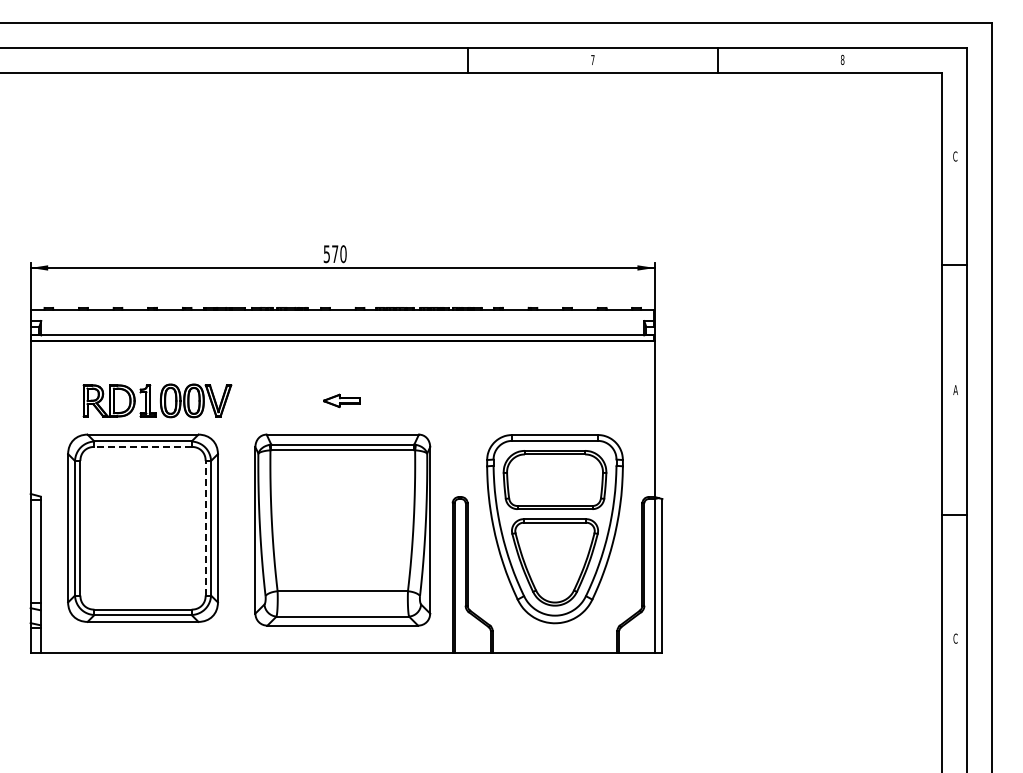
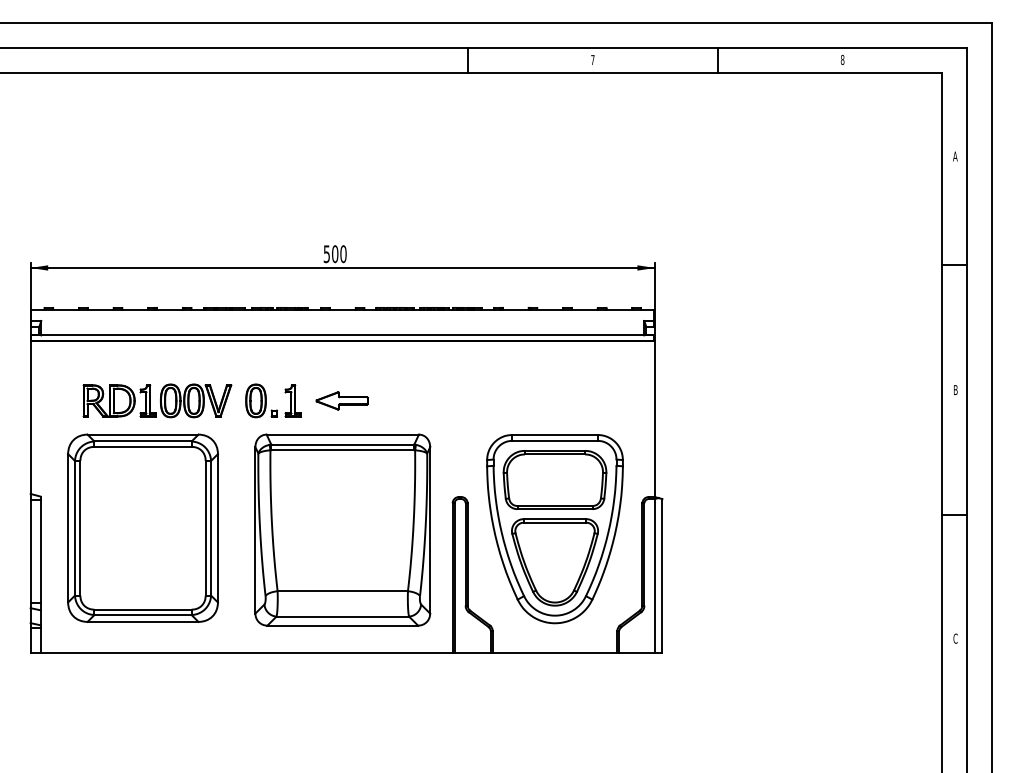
text: C -> A (955, 156)
text: 570 -> 500 (335, 254)
text: A -> B (955, 390)
part: none -> present (266, 400)
part size: 38x16 px -> 54x20 px (341, 400)
line: dashed -> solid (143, 446)
line: dashed -> solid (205, 527)
